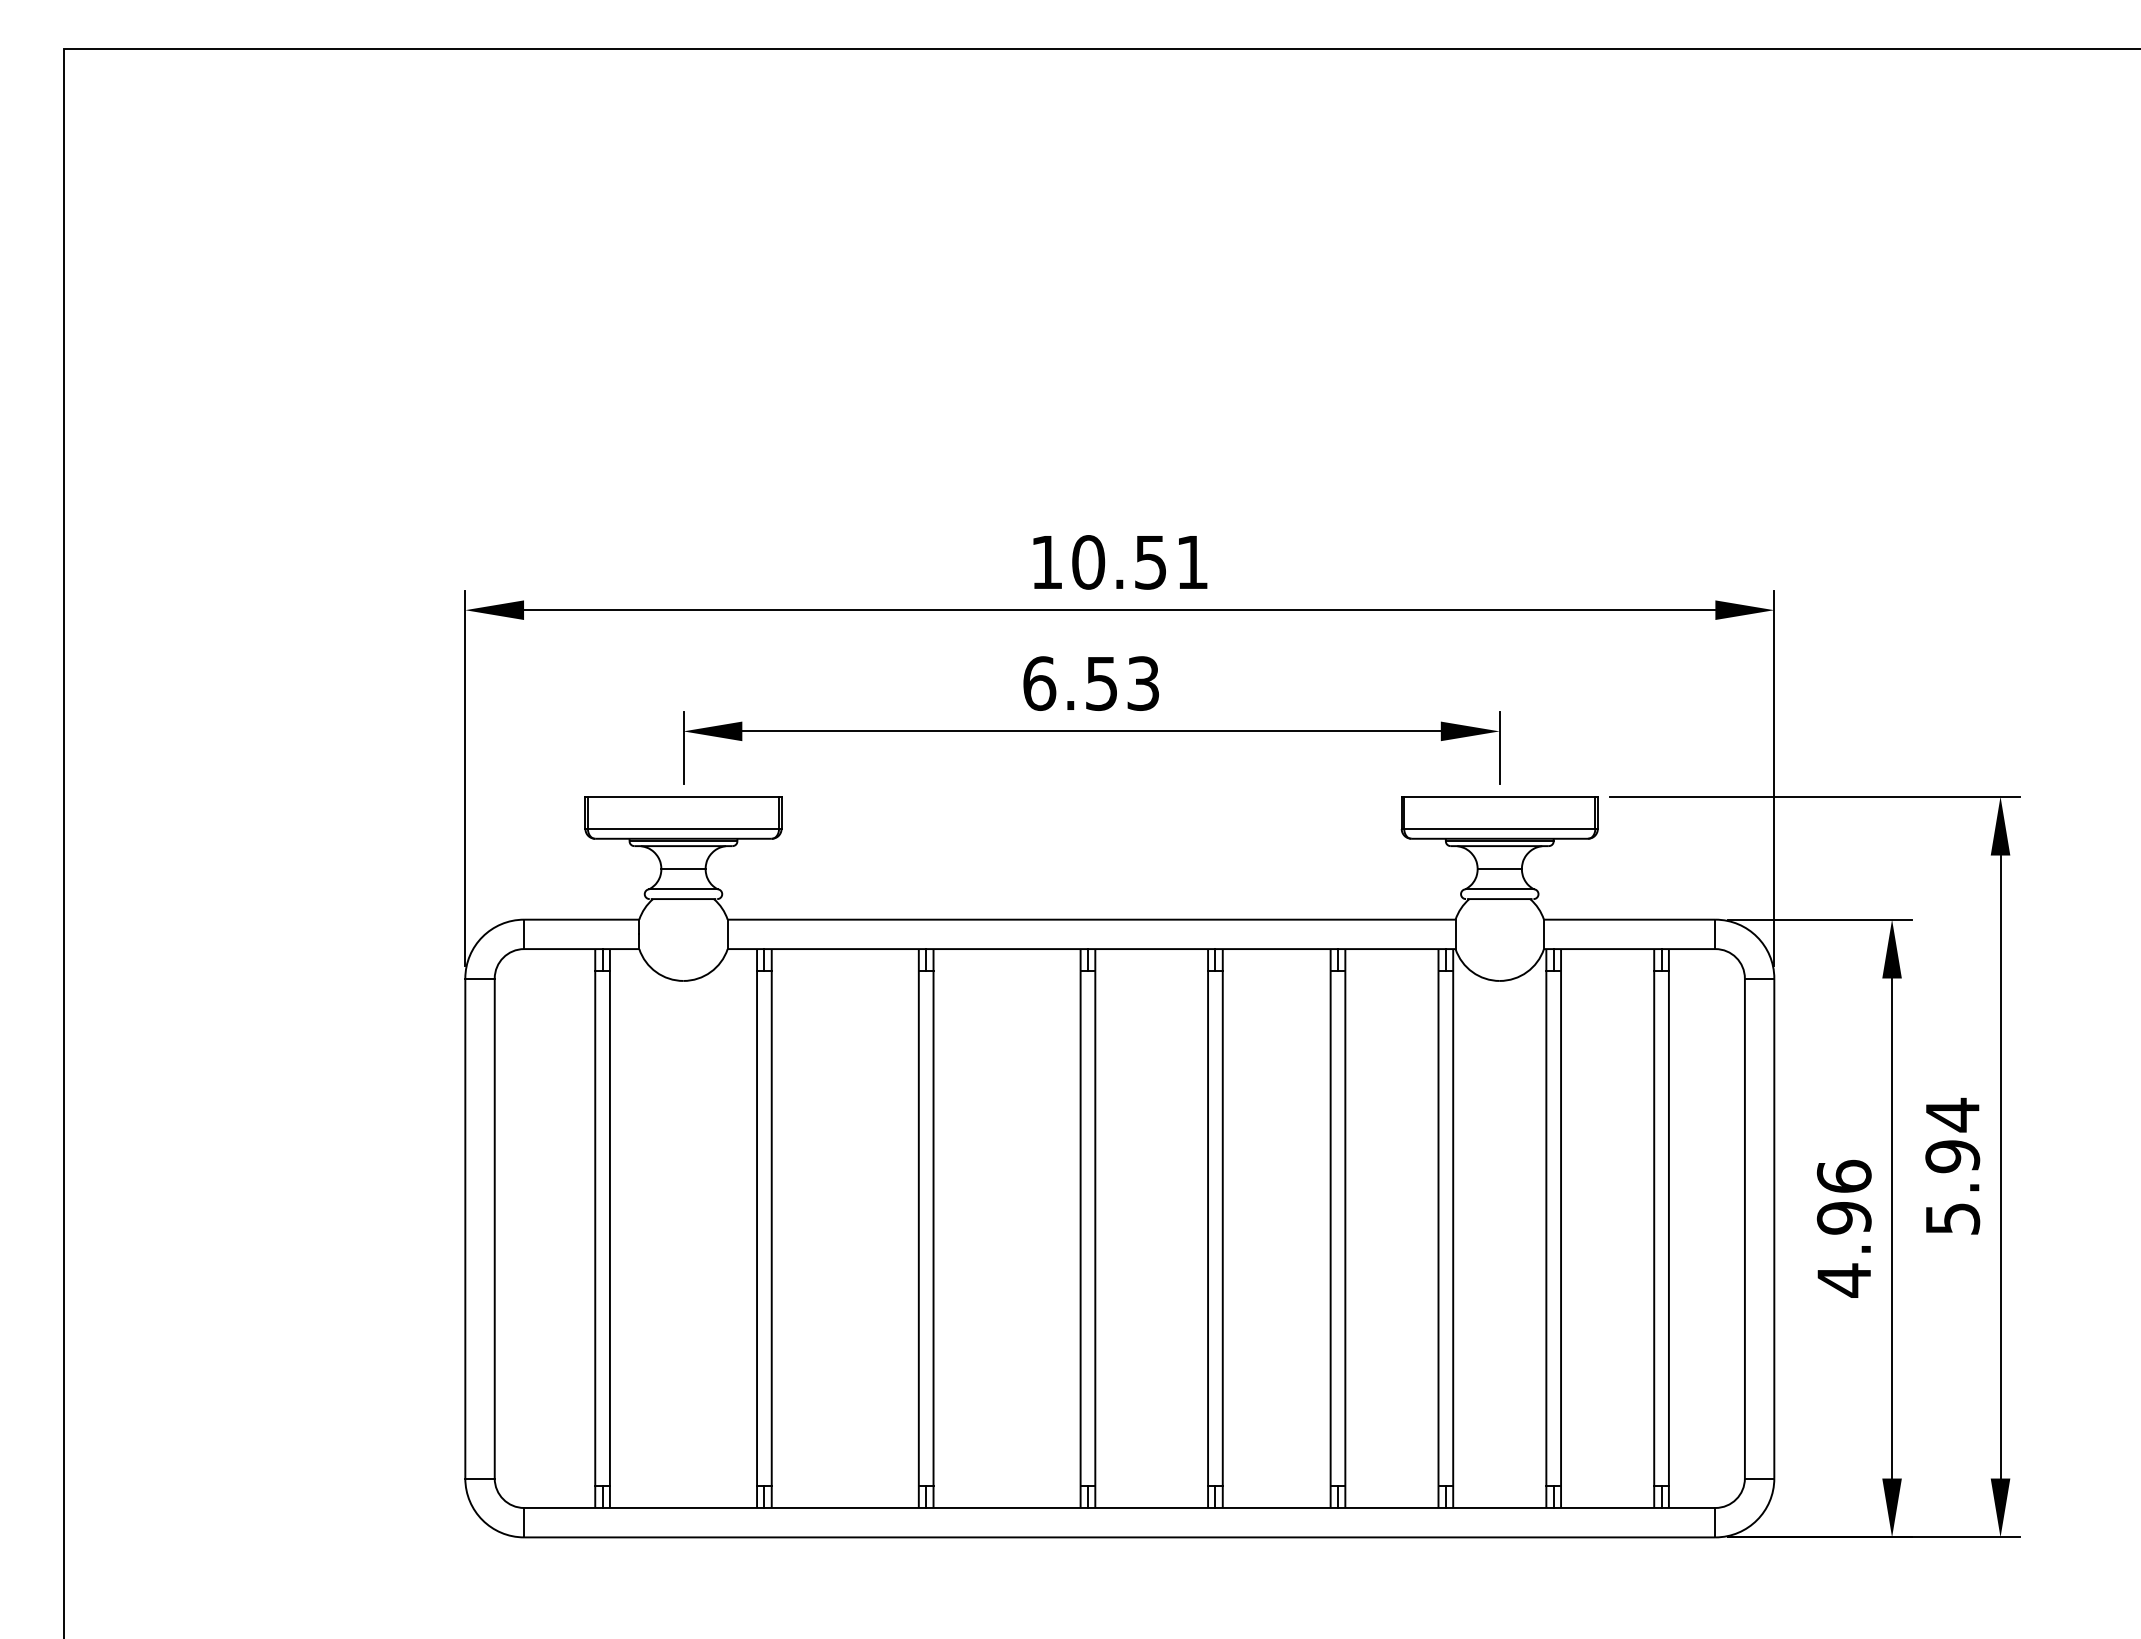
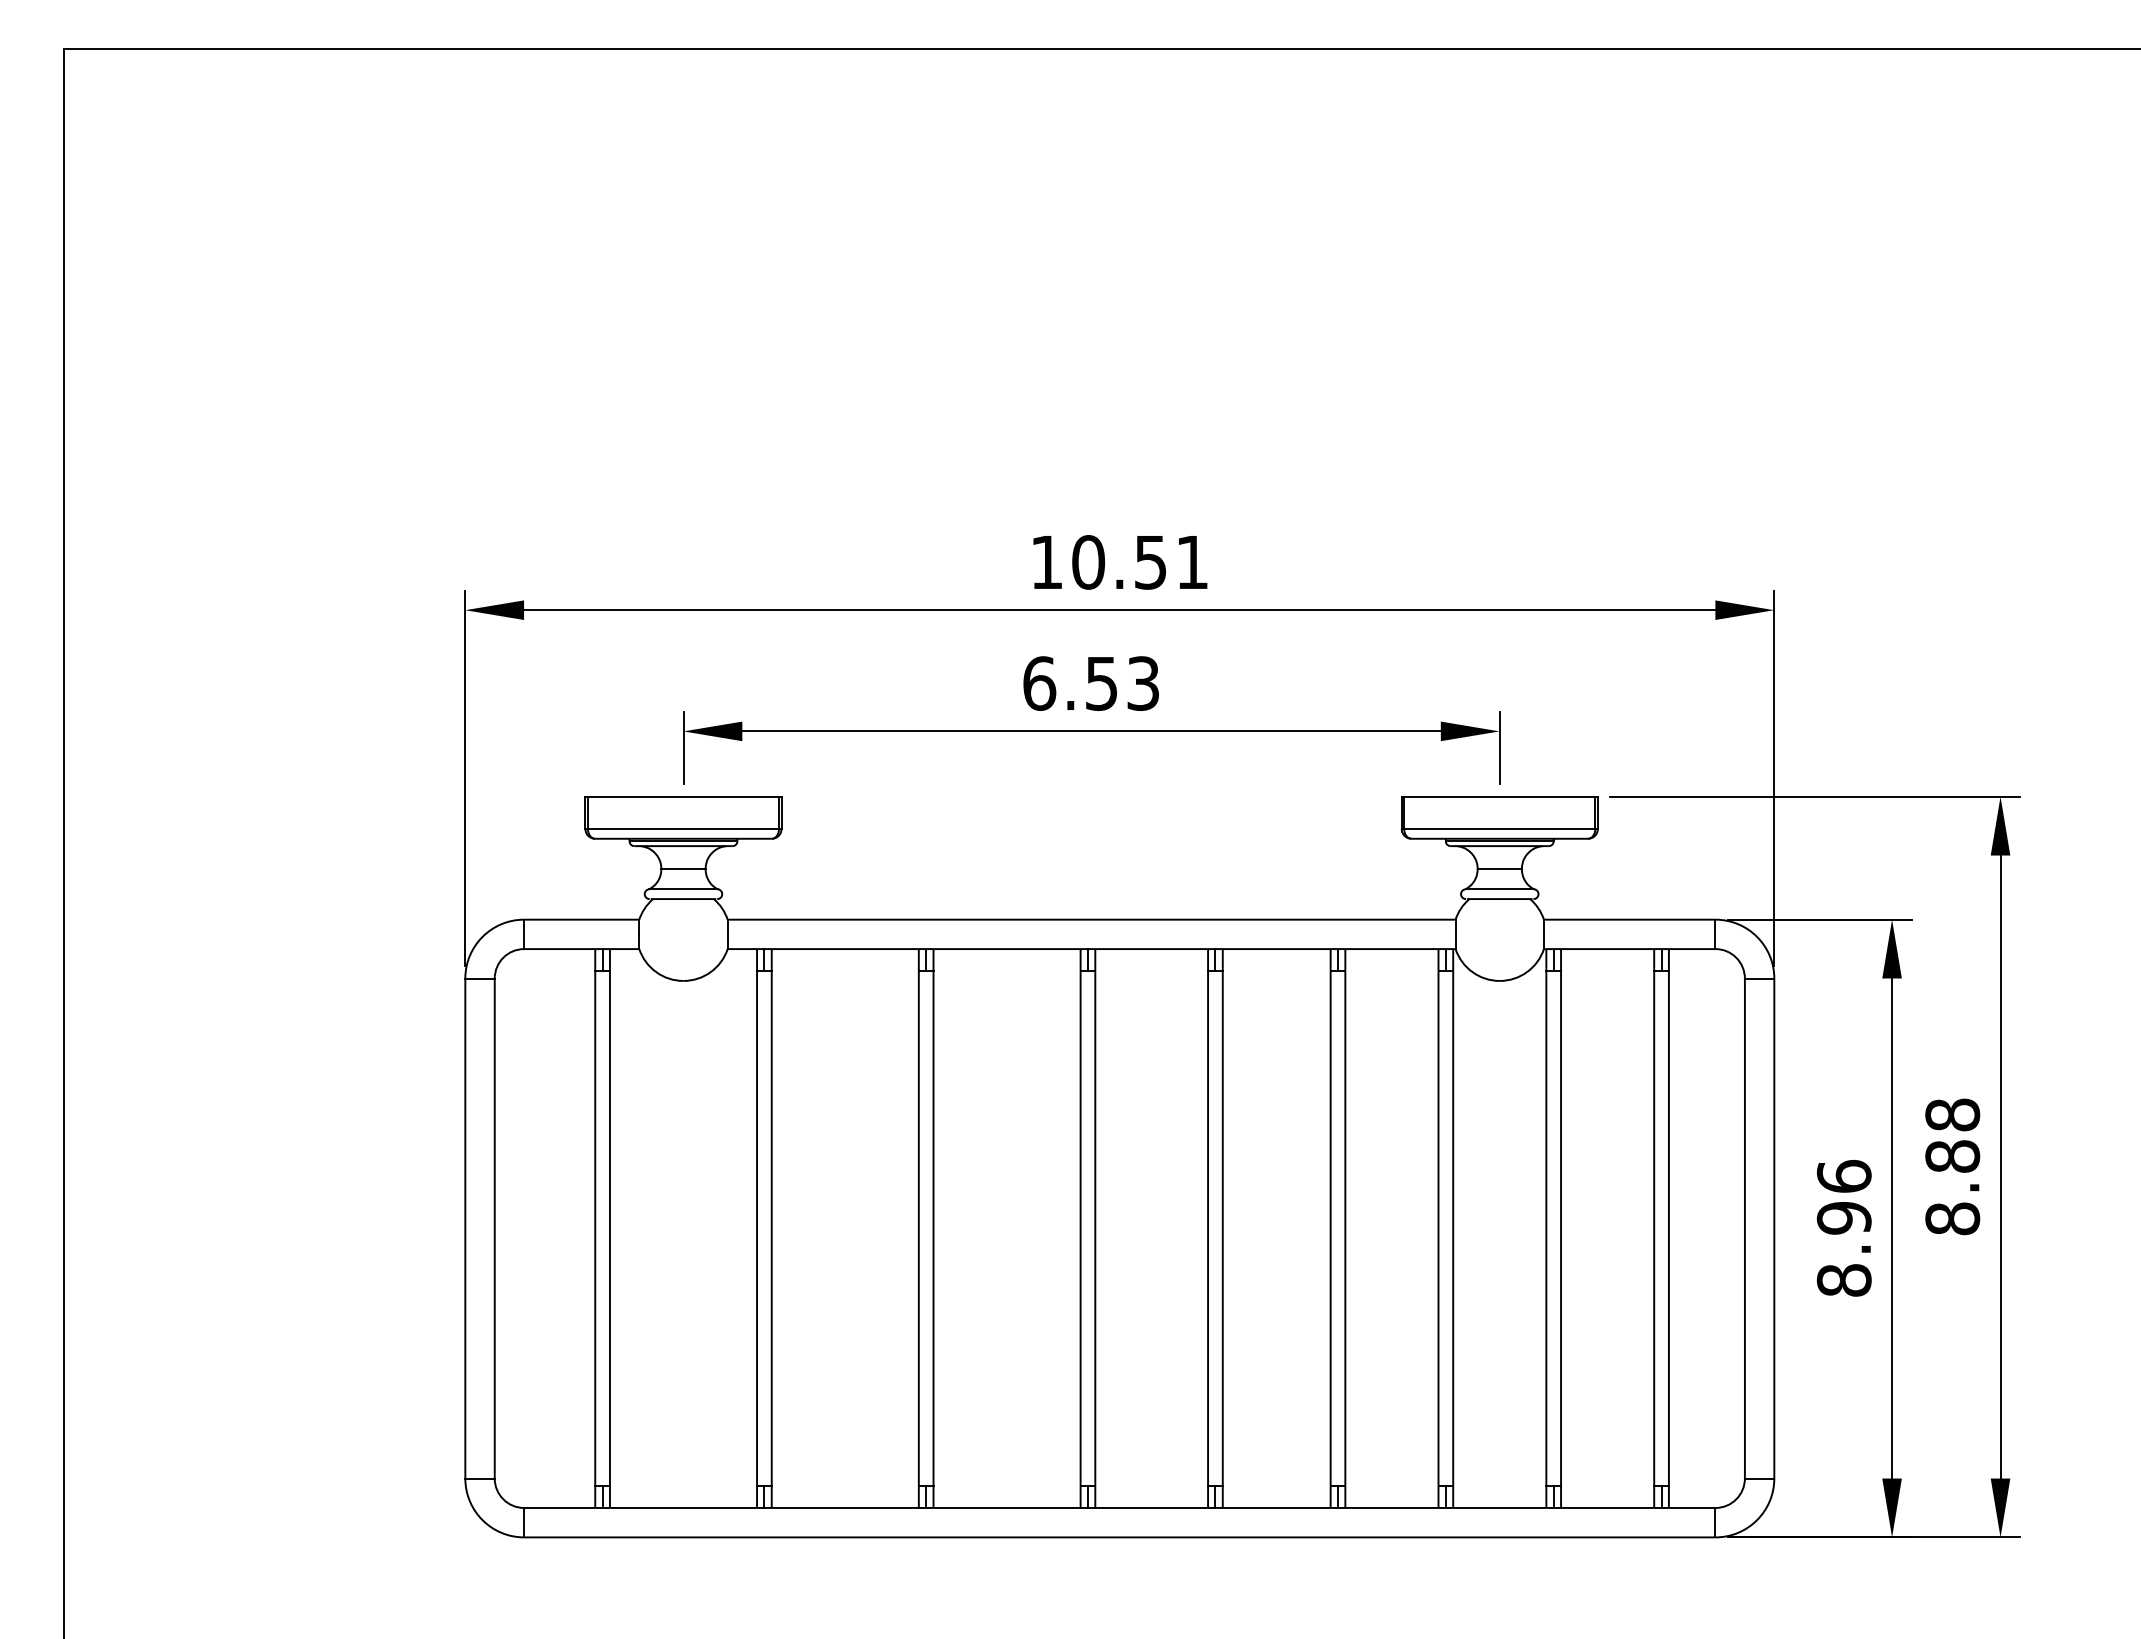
text: 5.94 -> 8.88 (1952, 1166)
text: 4.96 -> 8.96 (1843, 1280)
